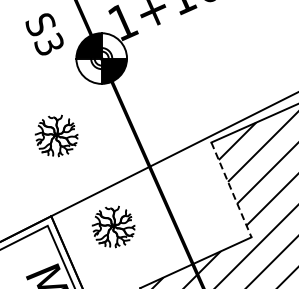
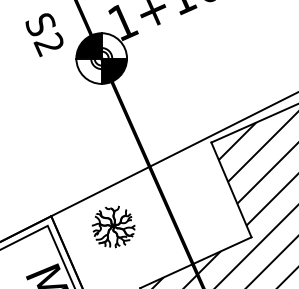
text: S3 -> S2 (48, 44)
part: present -> none (56, 135)
line: dashed -> solid (231, 190)
